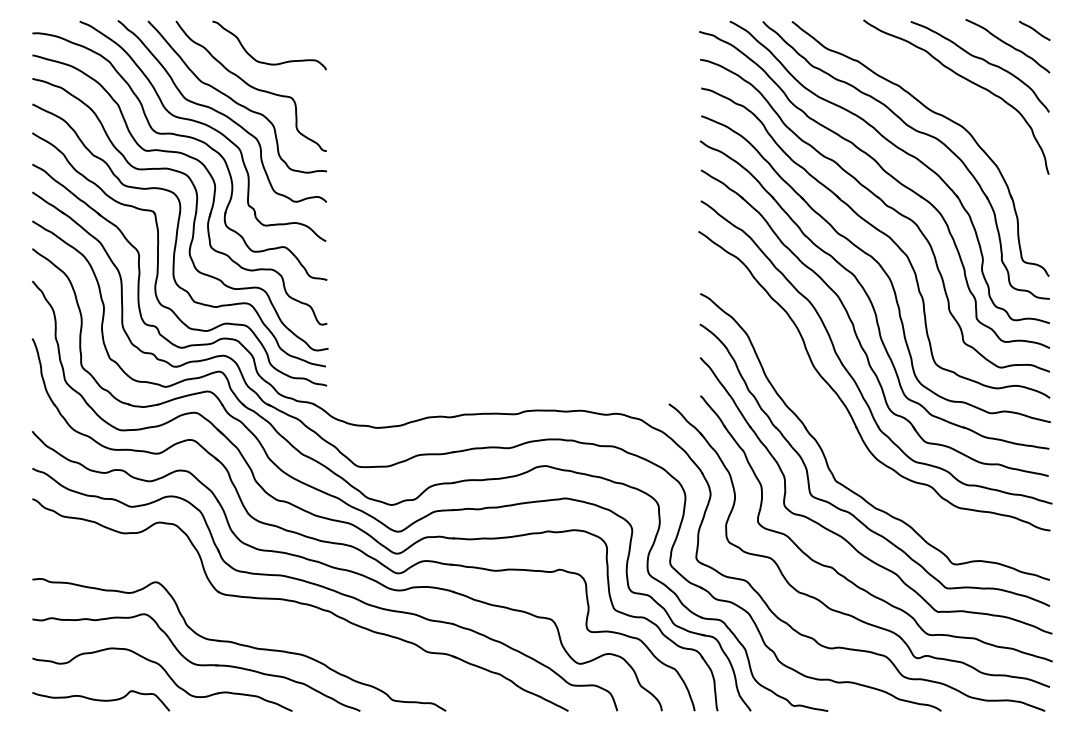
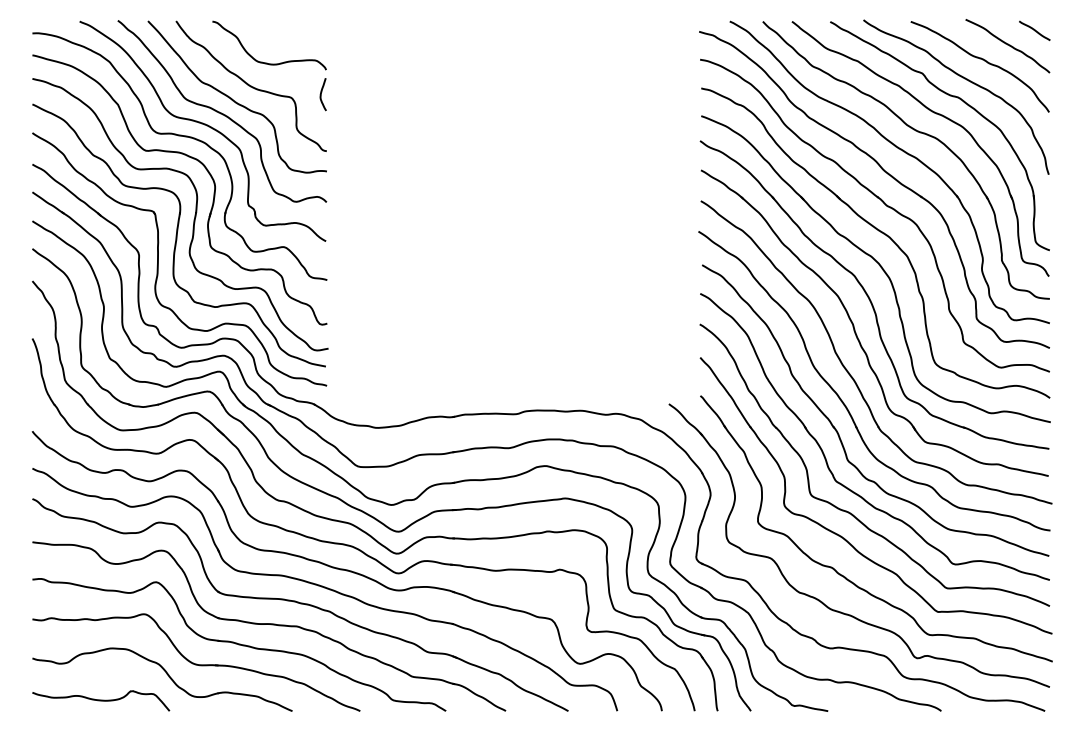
curve: none -> present (321, 94)
part: none -> present (964, 103)
part: none -> present (837, 430)
part: none -> present (269, 626)
